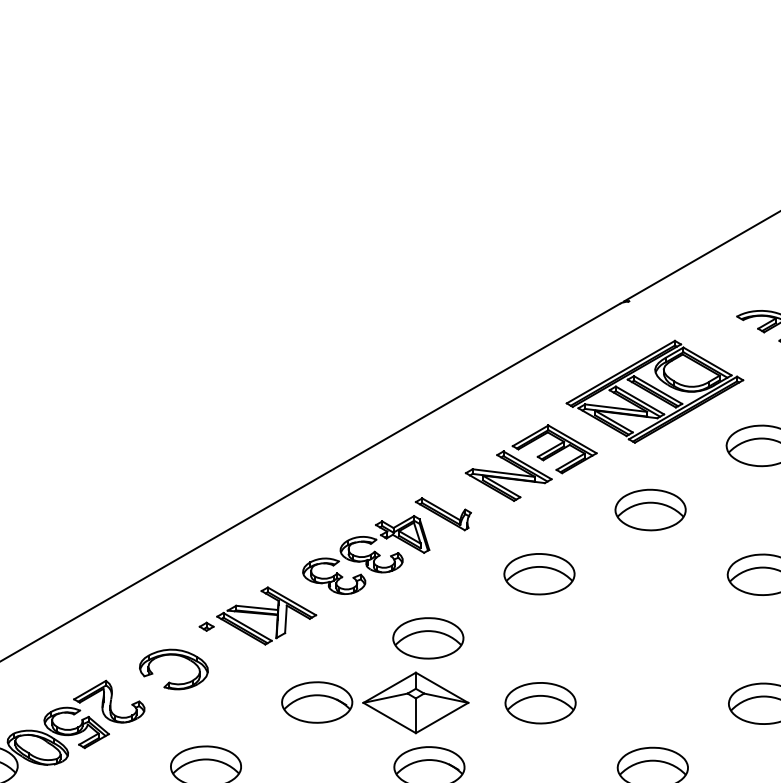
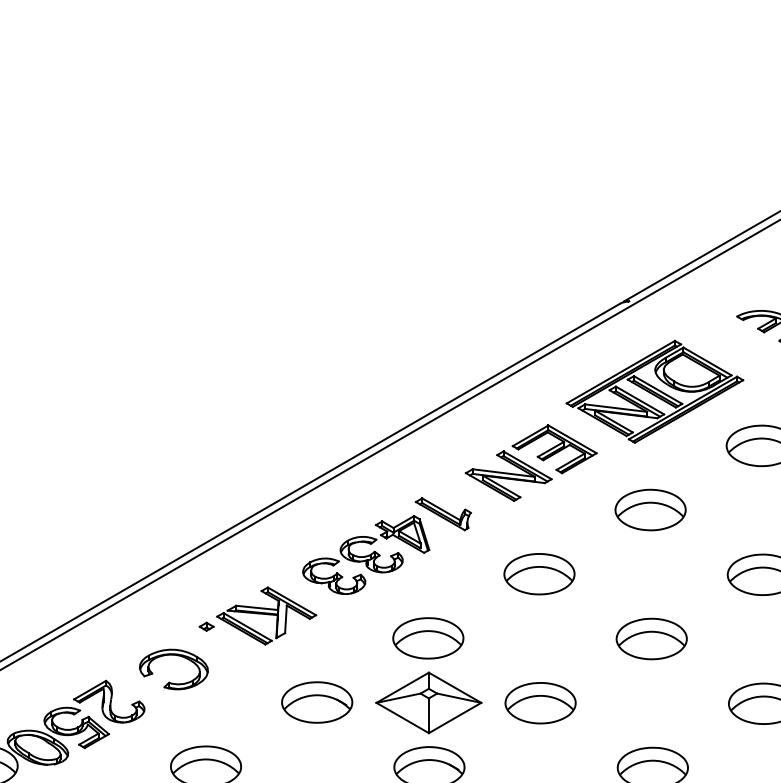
line: none -> present (389, 444)
part: none -> present (651, 638)
part position: (415, 702) -> (428, 702) (428, 702)
